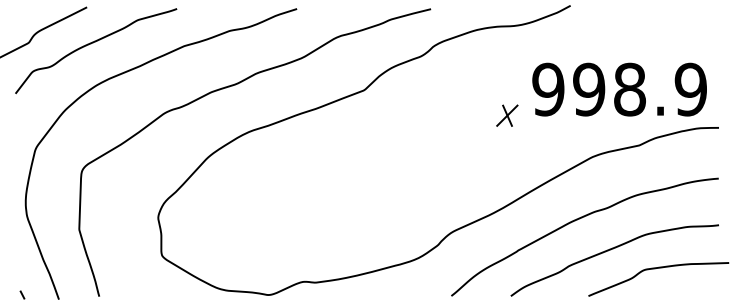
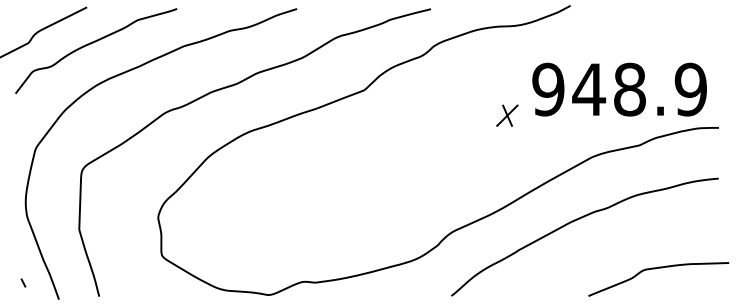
text: 998.9 -> 948.9 (589, 89)
curve: present -> none (610, 250)
line position: (22, 294) -> (23, 282) (23, 282)
